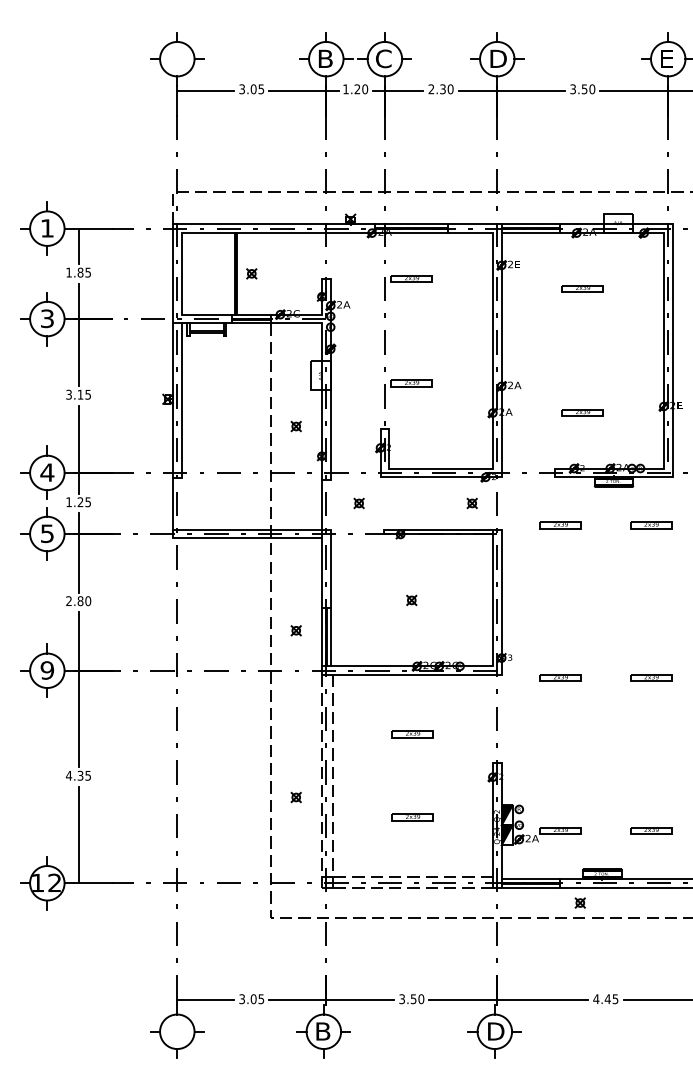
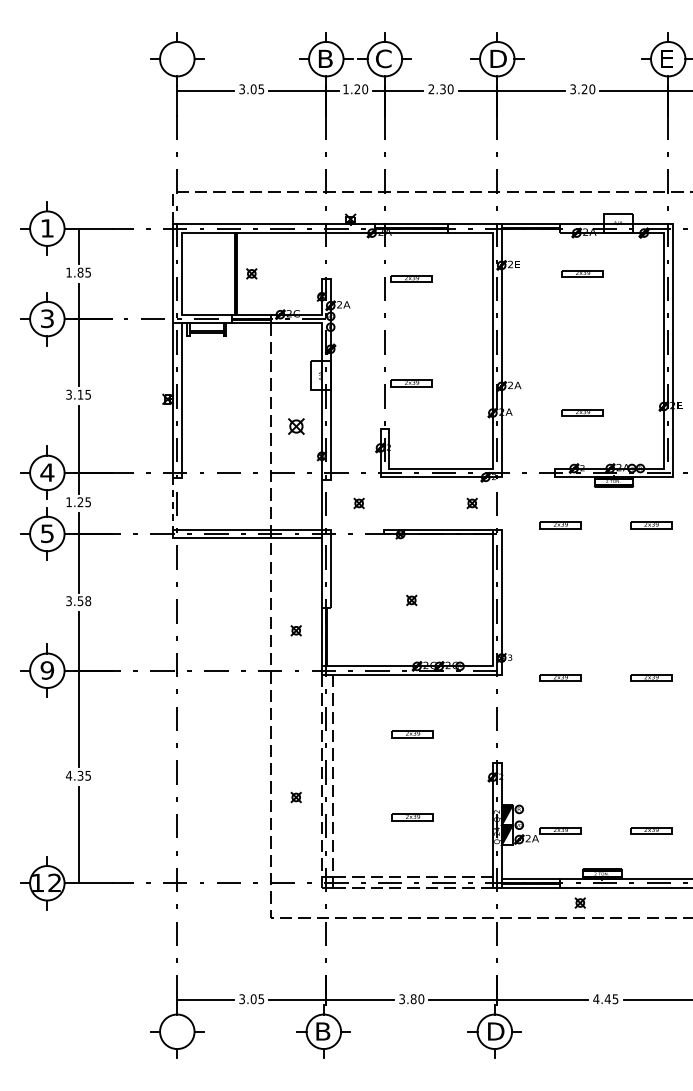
text: 3.50 -> 3.20 (584, 89)
line: present -> none (530, 233)
part position: (582, 288) -> (582, 273) (582, 273)
part size: 12x13 px -> 17x17 px (296, 426)
line: solid -> dashed (172, 503)
text: 2.80 -> 3.58 (78, 601)
line: present -> none (330, 636)
text: 3.50 -> 3.80 (413, 999)
